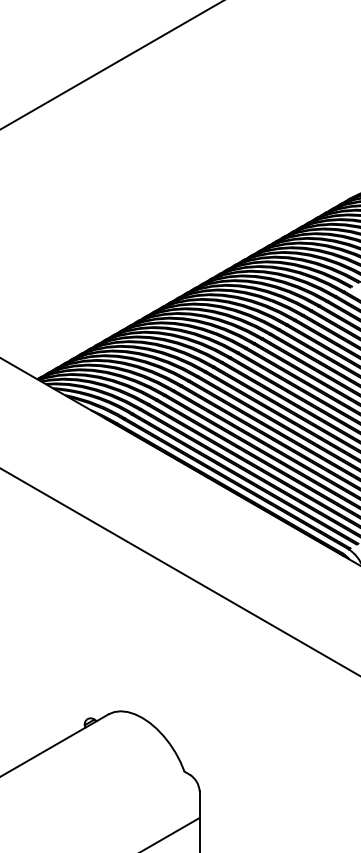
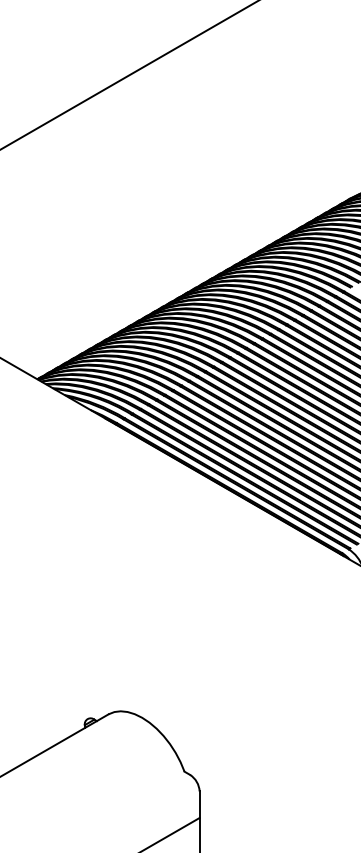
line position: (111, 65) -> (129, 75) (129, 75)
line: present -> none (179, 571)
